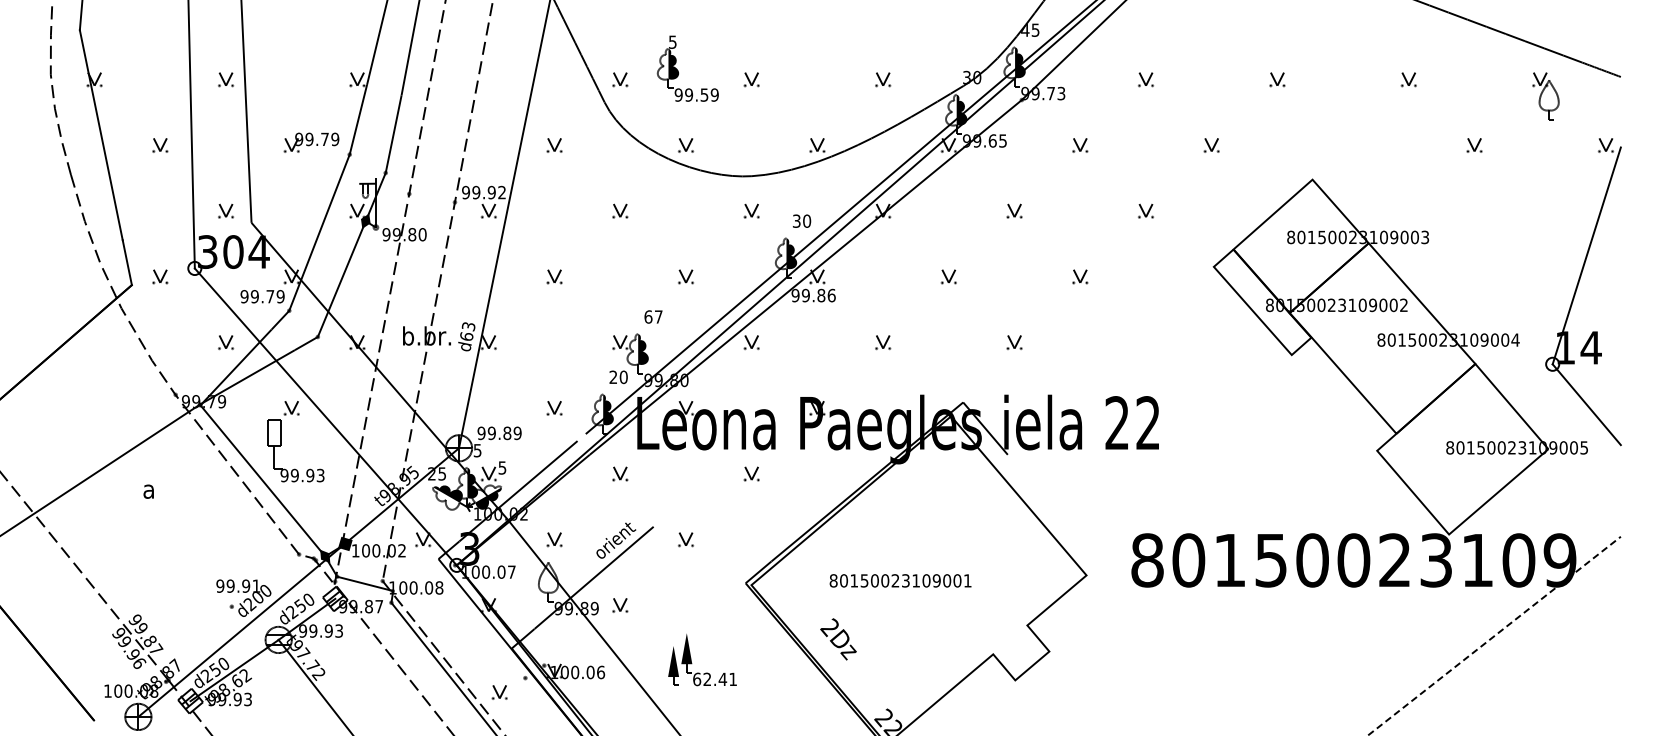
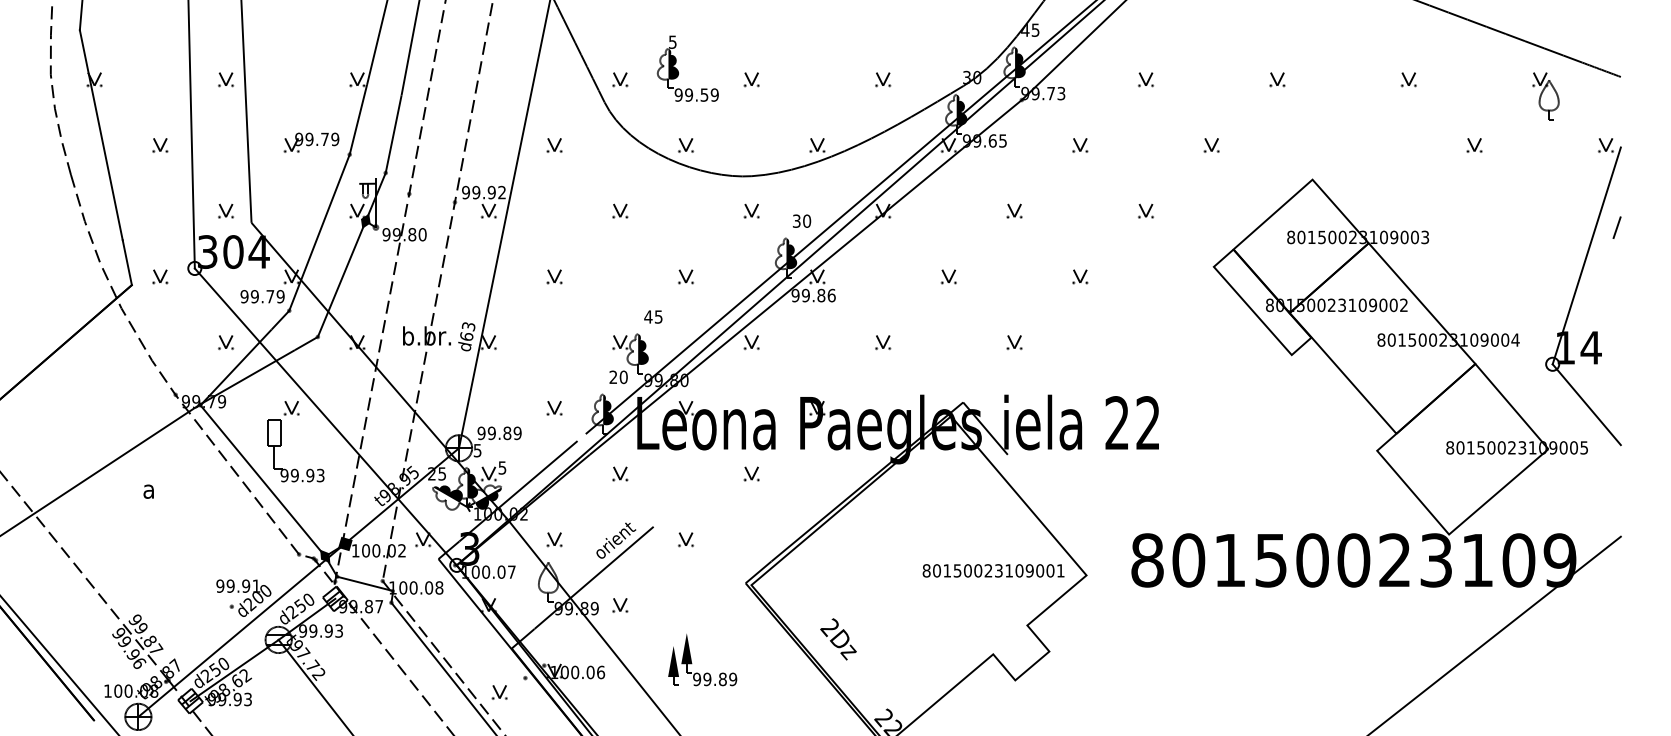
line: none -> present (1616, 227)
text: 67 -> 45 (653, 316)
text position: (900, 580) -> (993, 570) (993, 570)
line: dashed -> solid (1494, 636)
line: none -> present (59, 664)
text: 62.41 -> 99.89 (715, 679)
